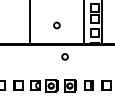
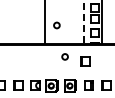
line position: (29, 22) -> (44, 22) (44, 22)
line: solid -> dashed (83, 22)
part: none -> present (85, 61)
